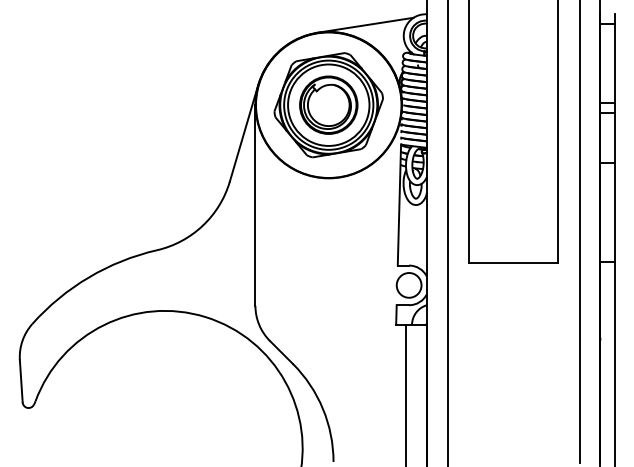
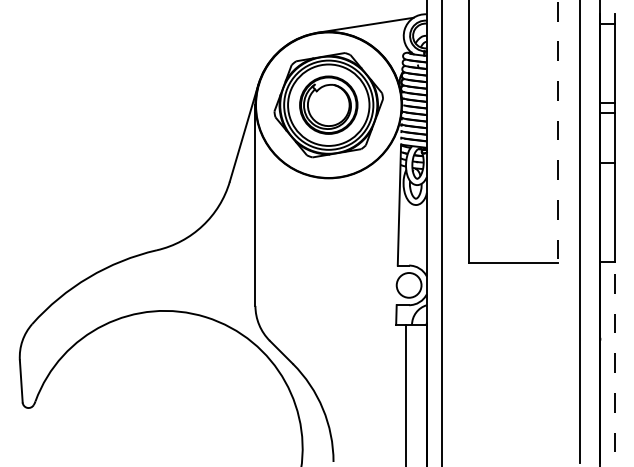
line: solid -> dashed (557, 132)
line position: (447, 232) -> (441, 232) (441, 232)
line: solid -> dashed (614, 363)
